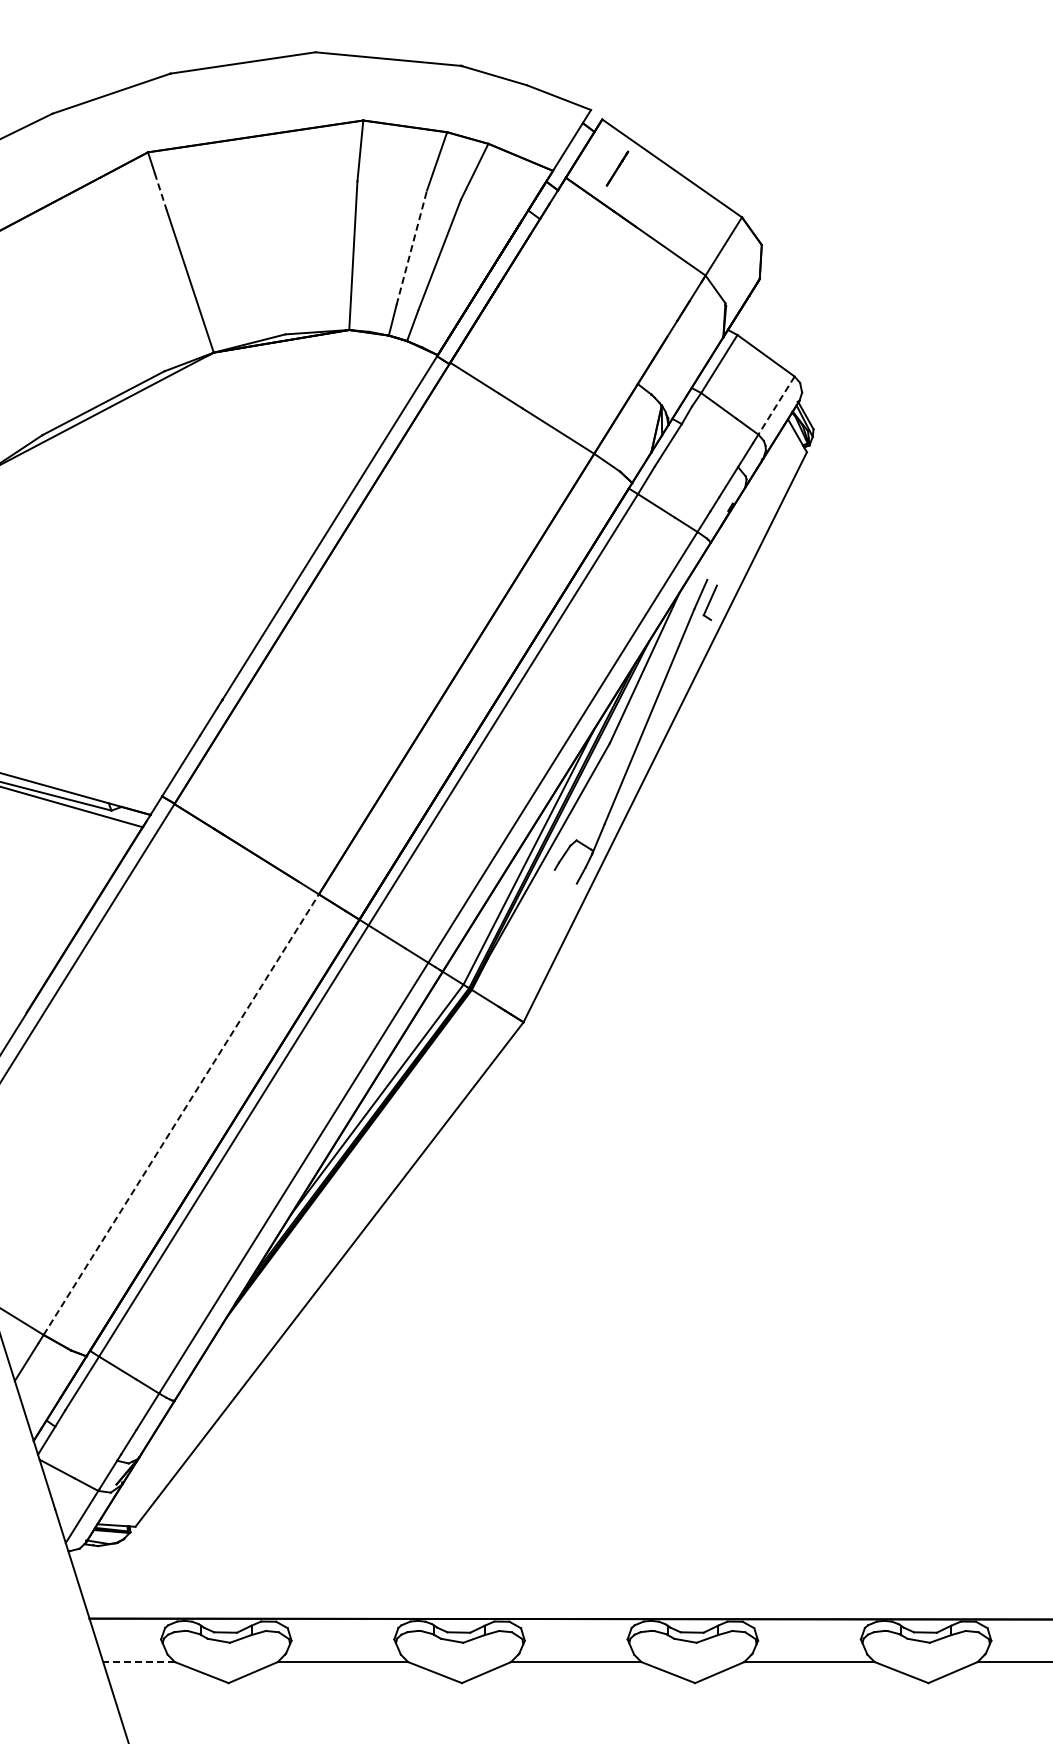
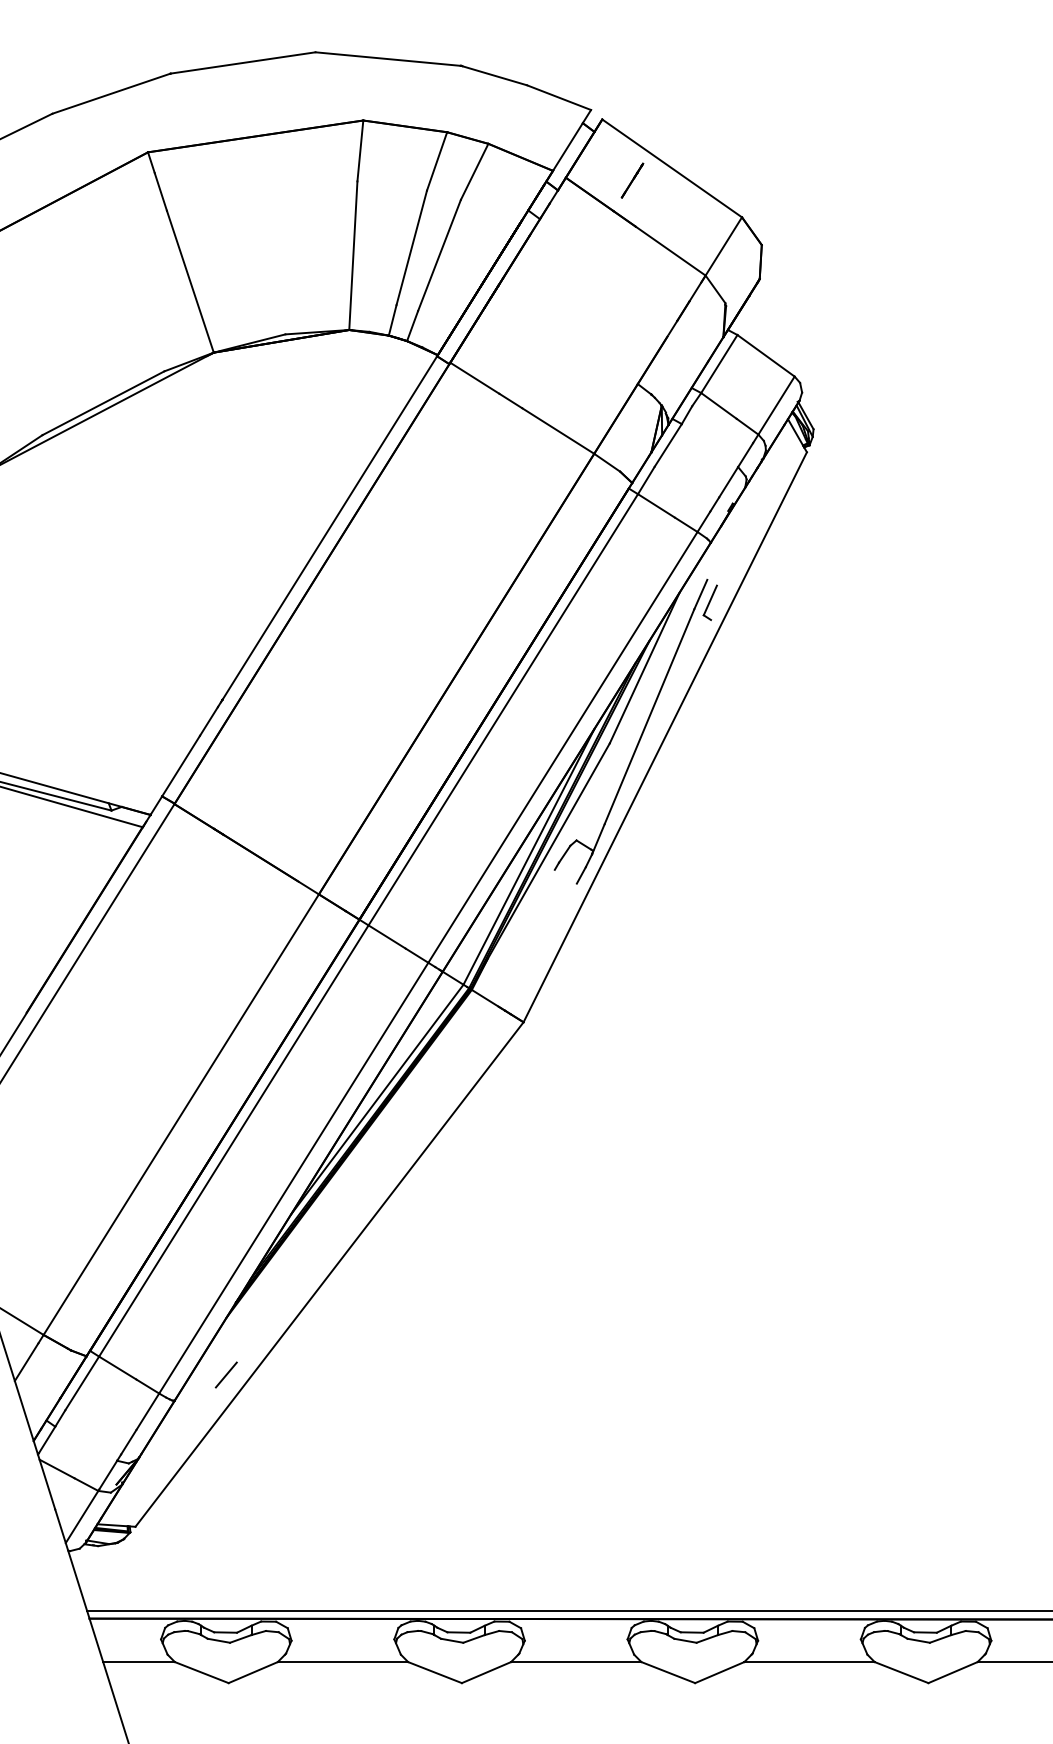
line position: (617, 168) -> (632, 180) (632, 180)
line: dashed -> solid (160, 191)
line: dashed -> solid (411, 247)
line: dashed -> solid (776, 406)
line: dashed -> solid (181, 1114)
line: none -> present (225, 1374)
line: none -> present (568, 1611)
line: dashed -> solid (139, 1662)
